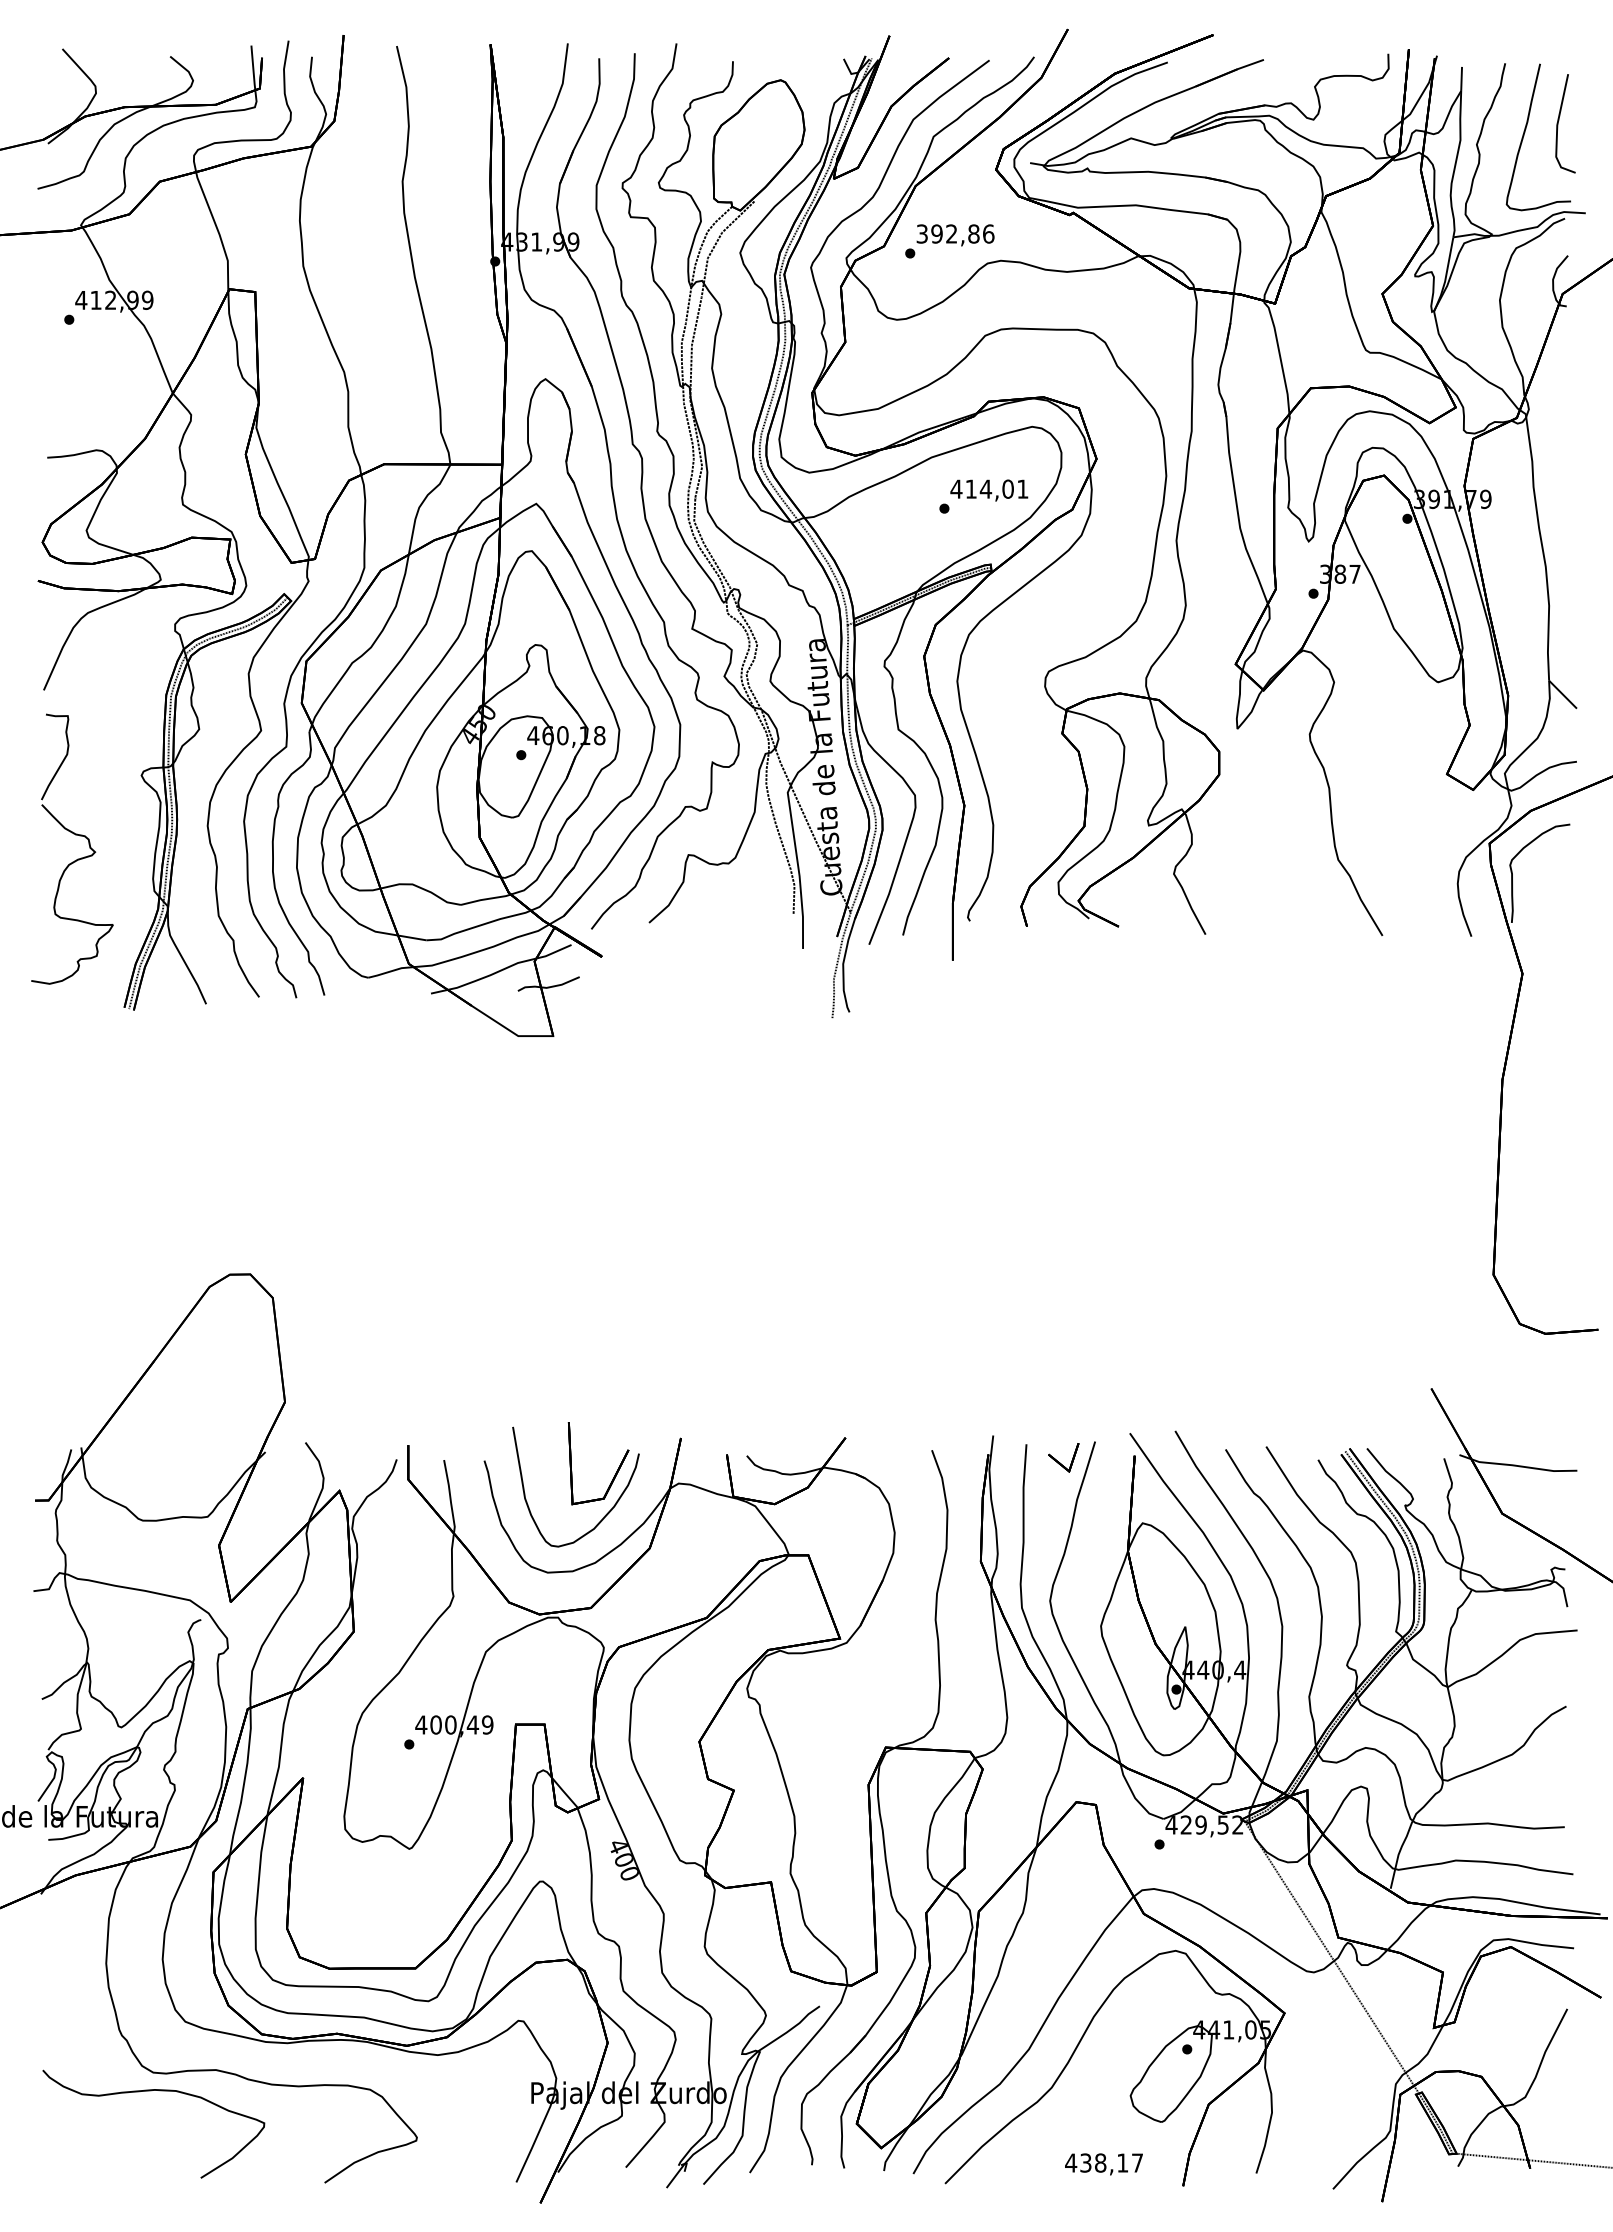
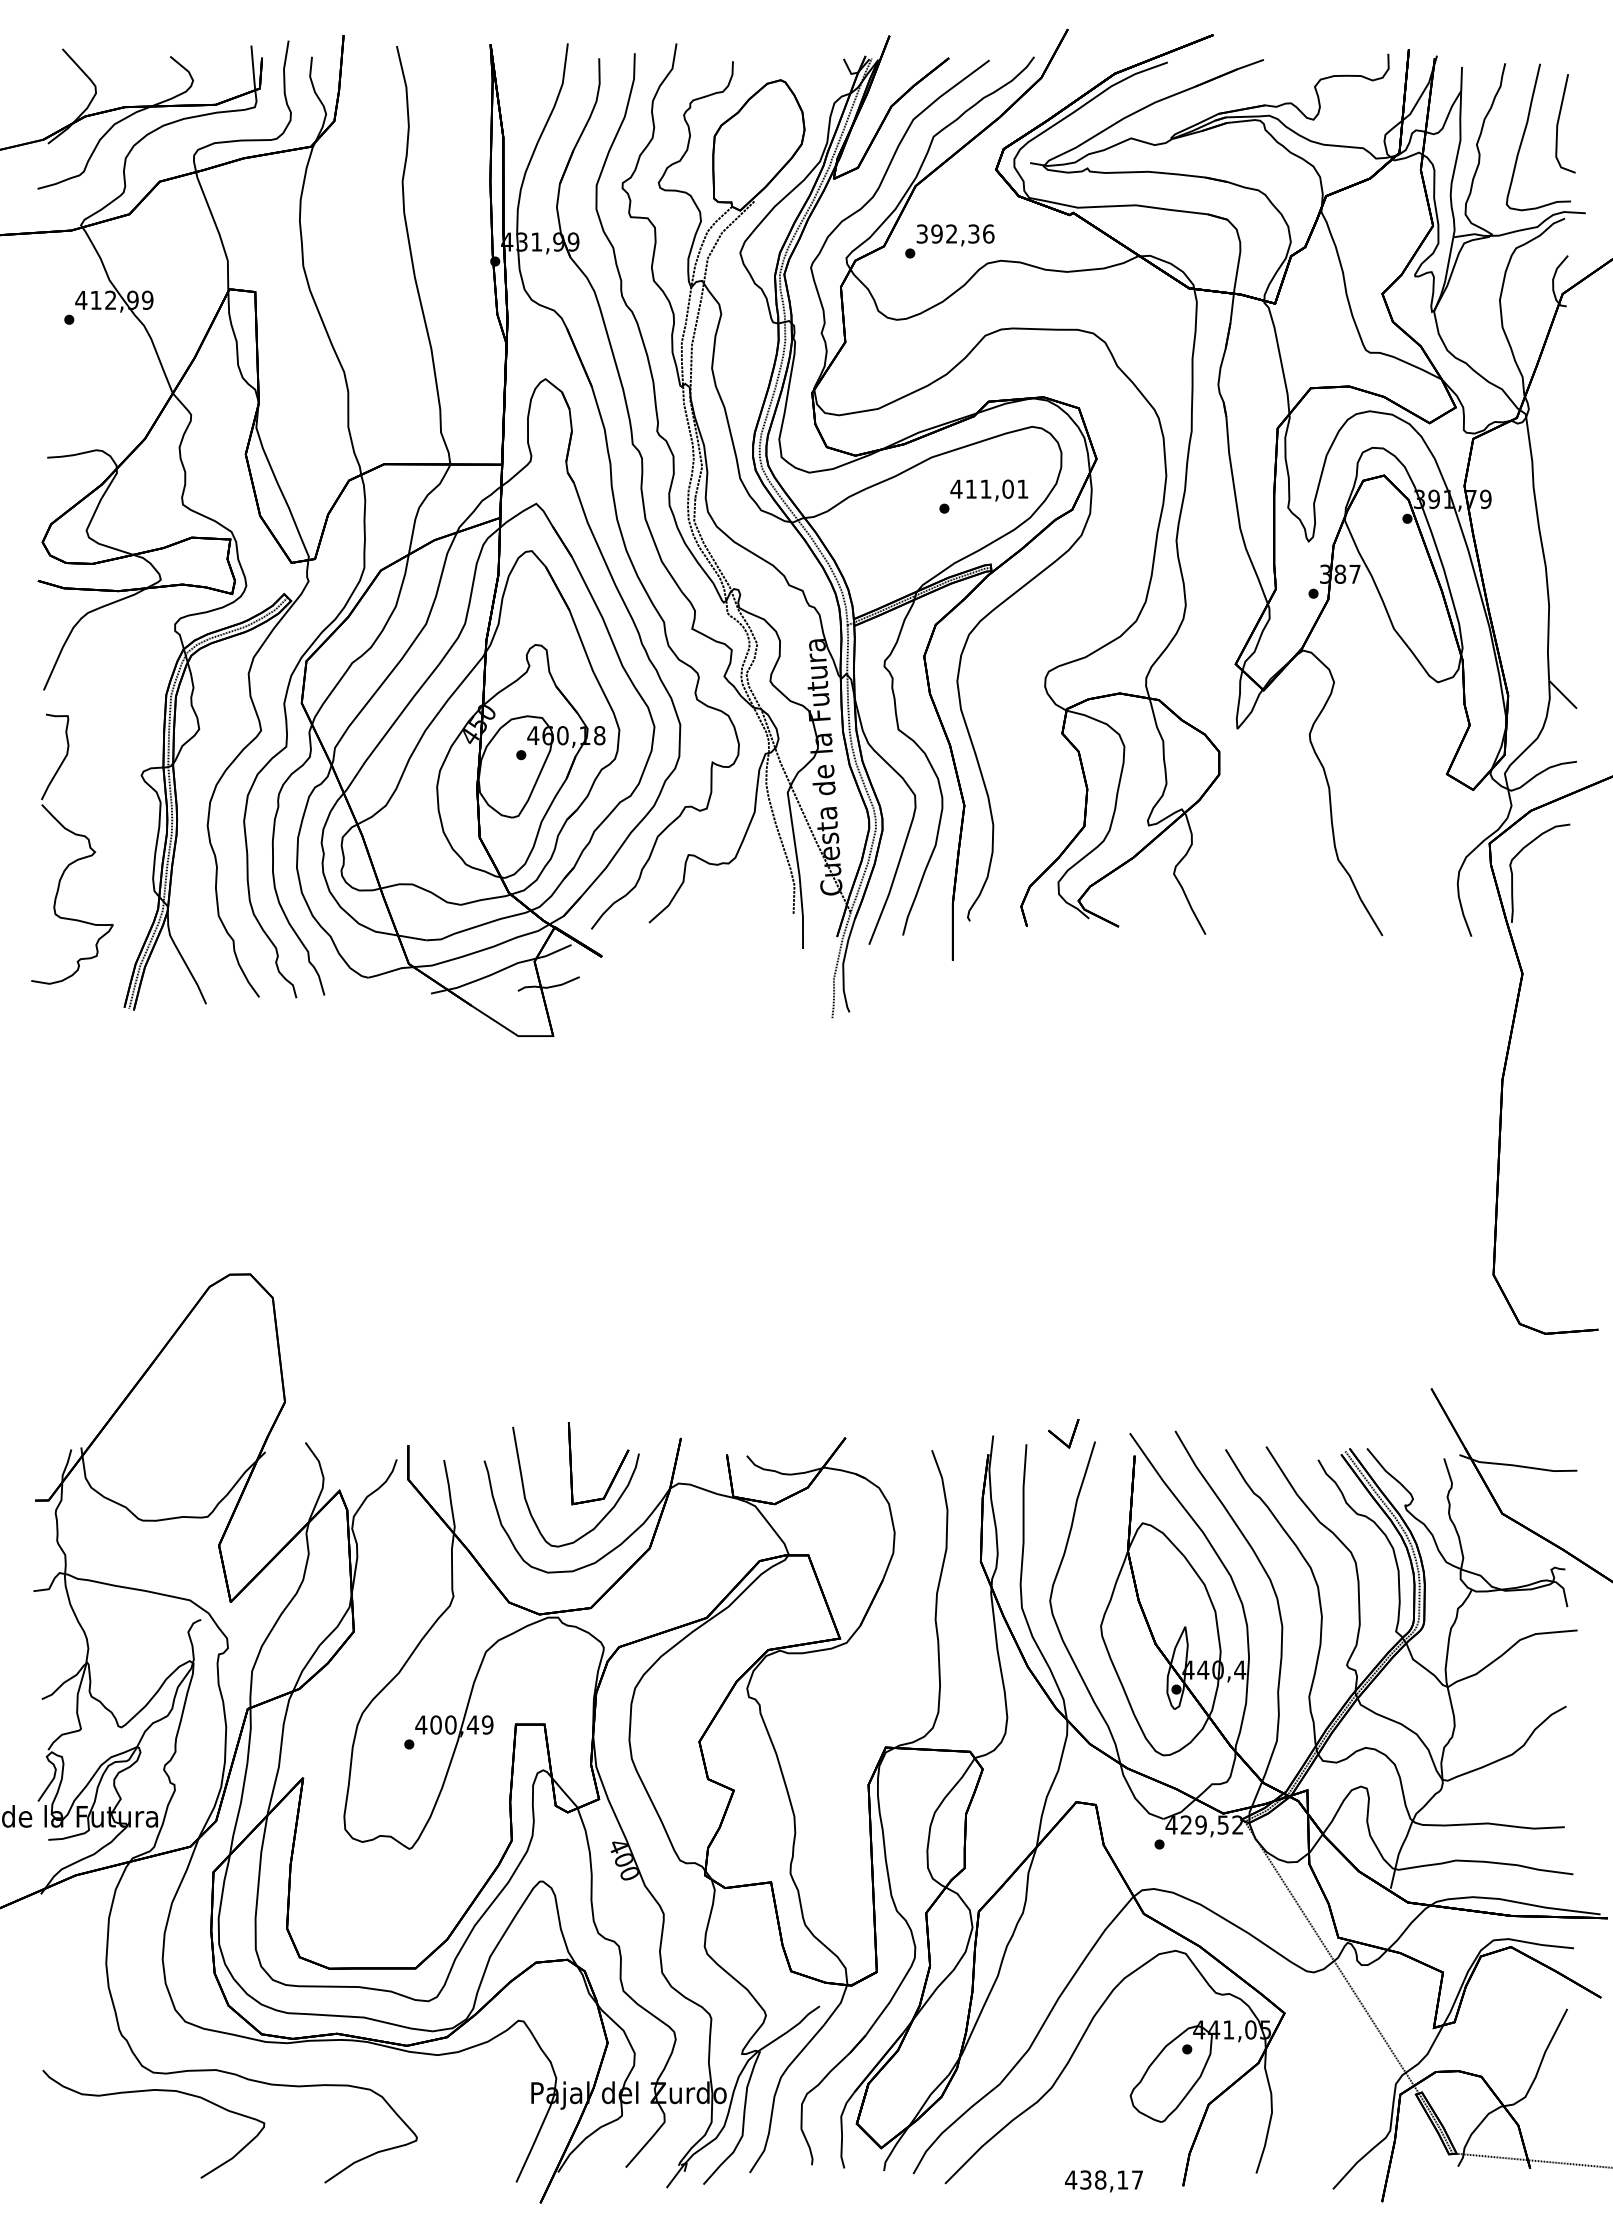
text: 392,86 -> 392,36 (973, 233)
text: 414,01 -> 411,01 (985, 488)
part position: (1063, 1457) -> (1063, 1433) (1063, 1433)
text position: (1103, 2164) -> (1103, 2181) (1103, 2181)
